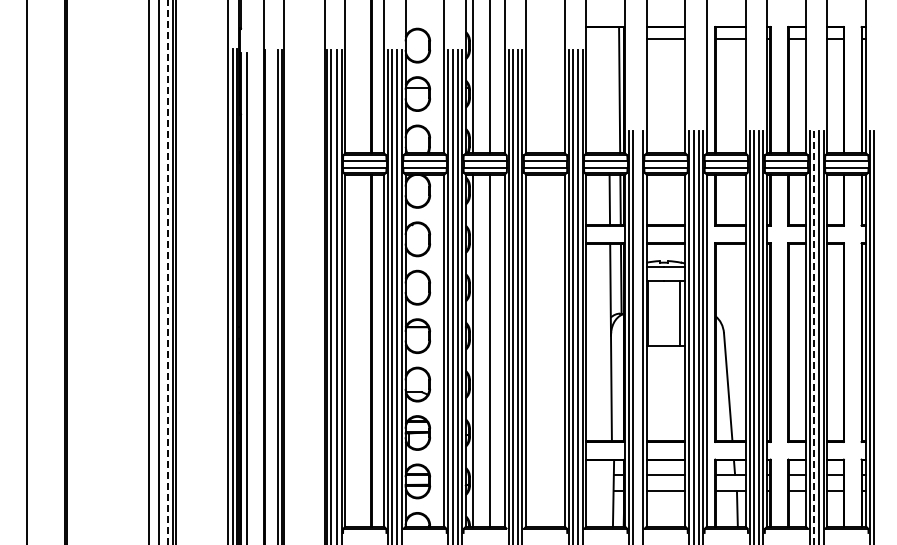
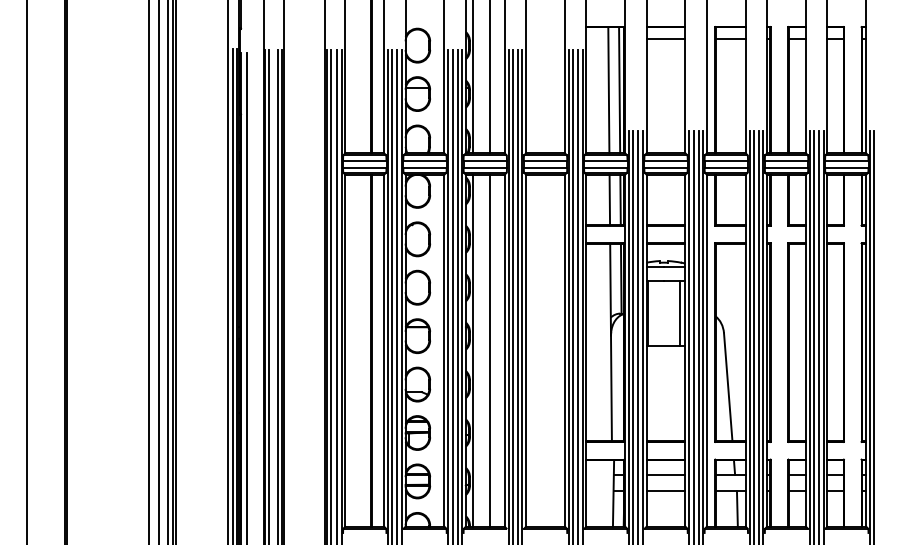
line: none -> present (608, 90)
line: dashed -> solid (168, 272)
line: none -> present (269, 295)
line: none -> present (638, 335)
line: dashed -> solid (814, 337)
